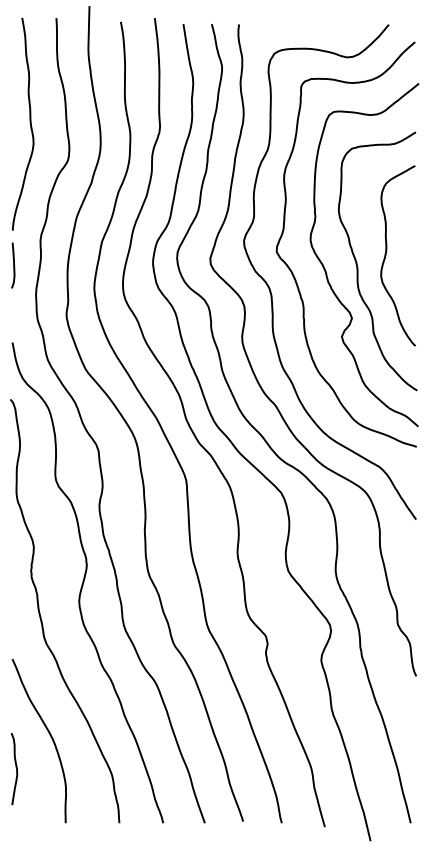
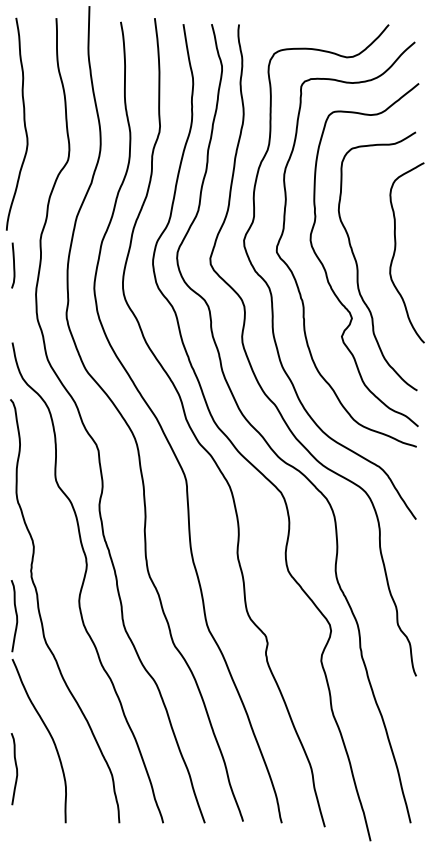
curve position: (29, 122) -> (23, 122) (23, 122)
curve position: (386, 255) -> (395, 252) (395, 252)
curve: none -> present (16, 616)
